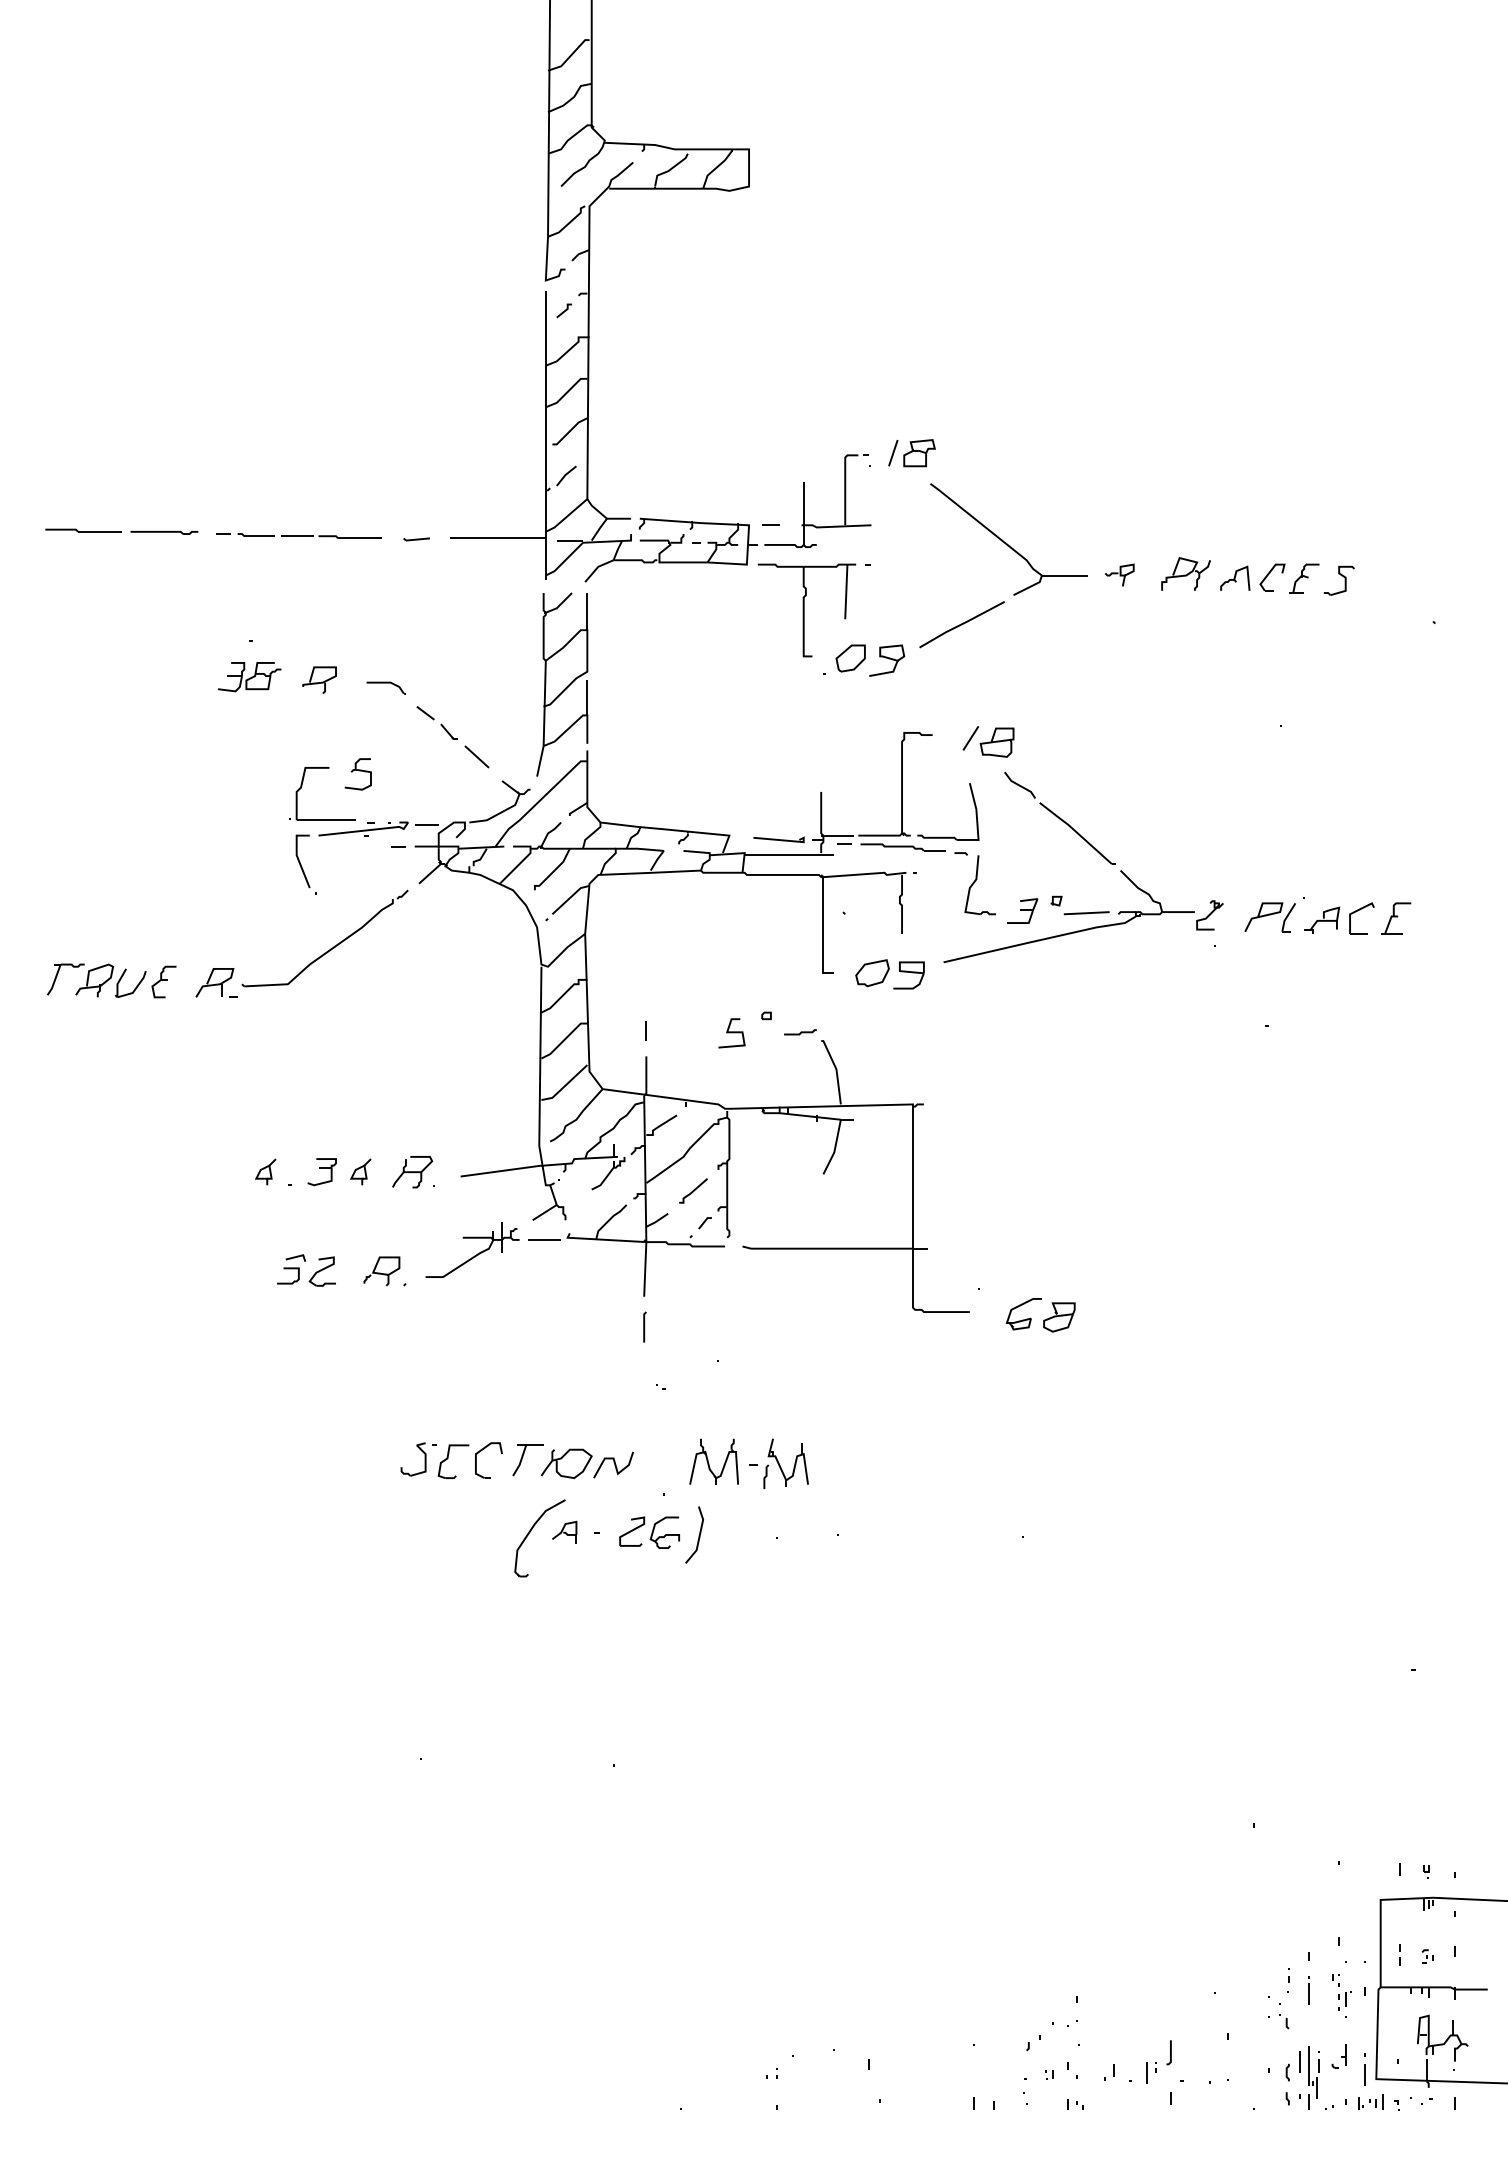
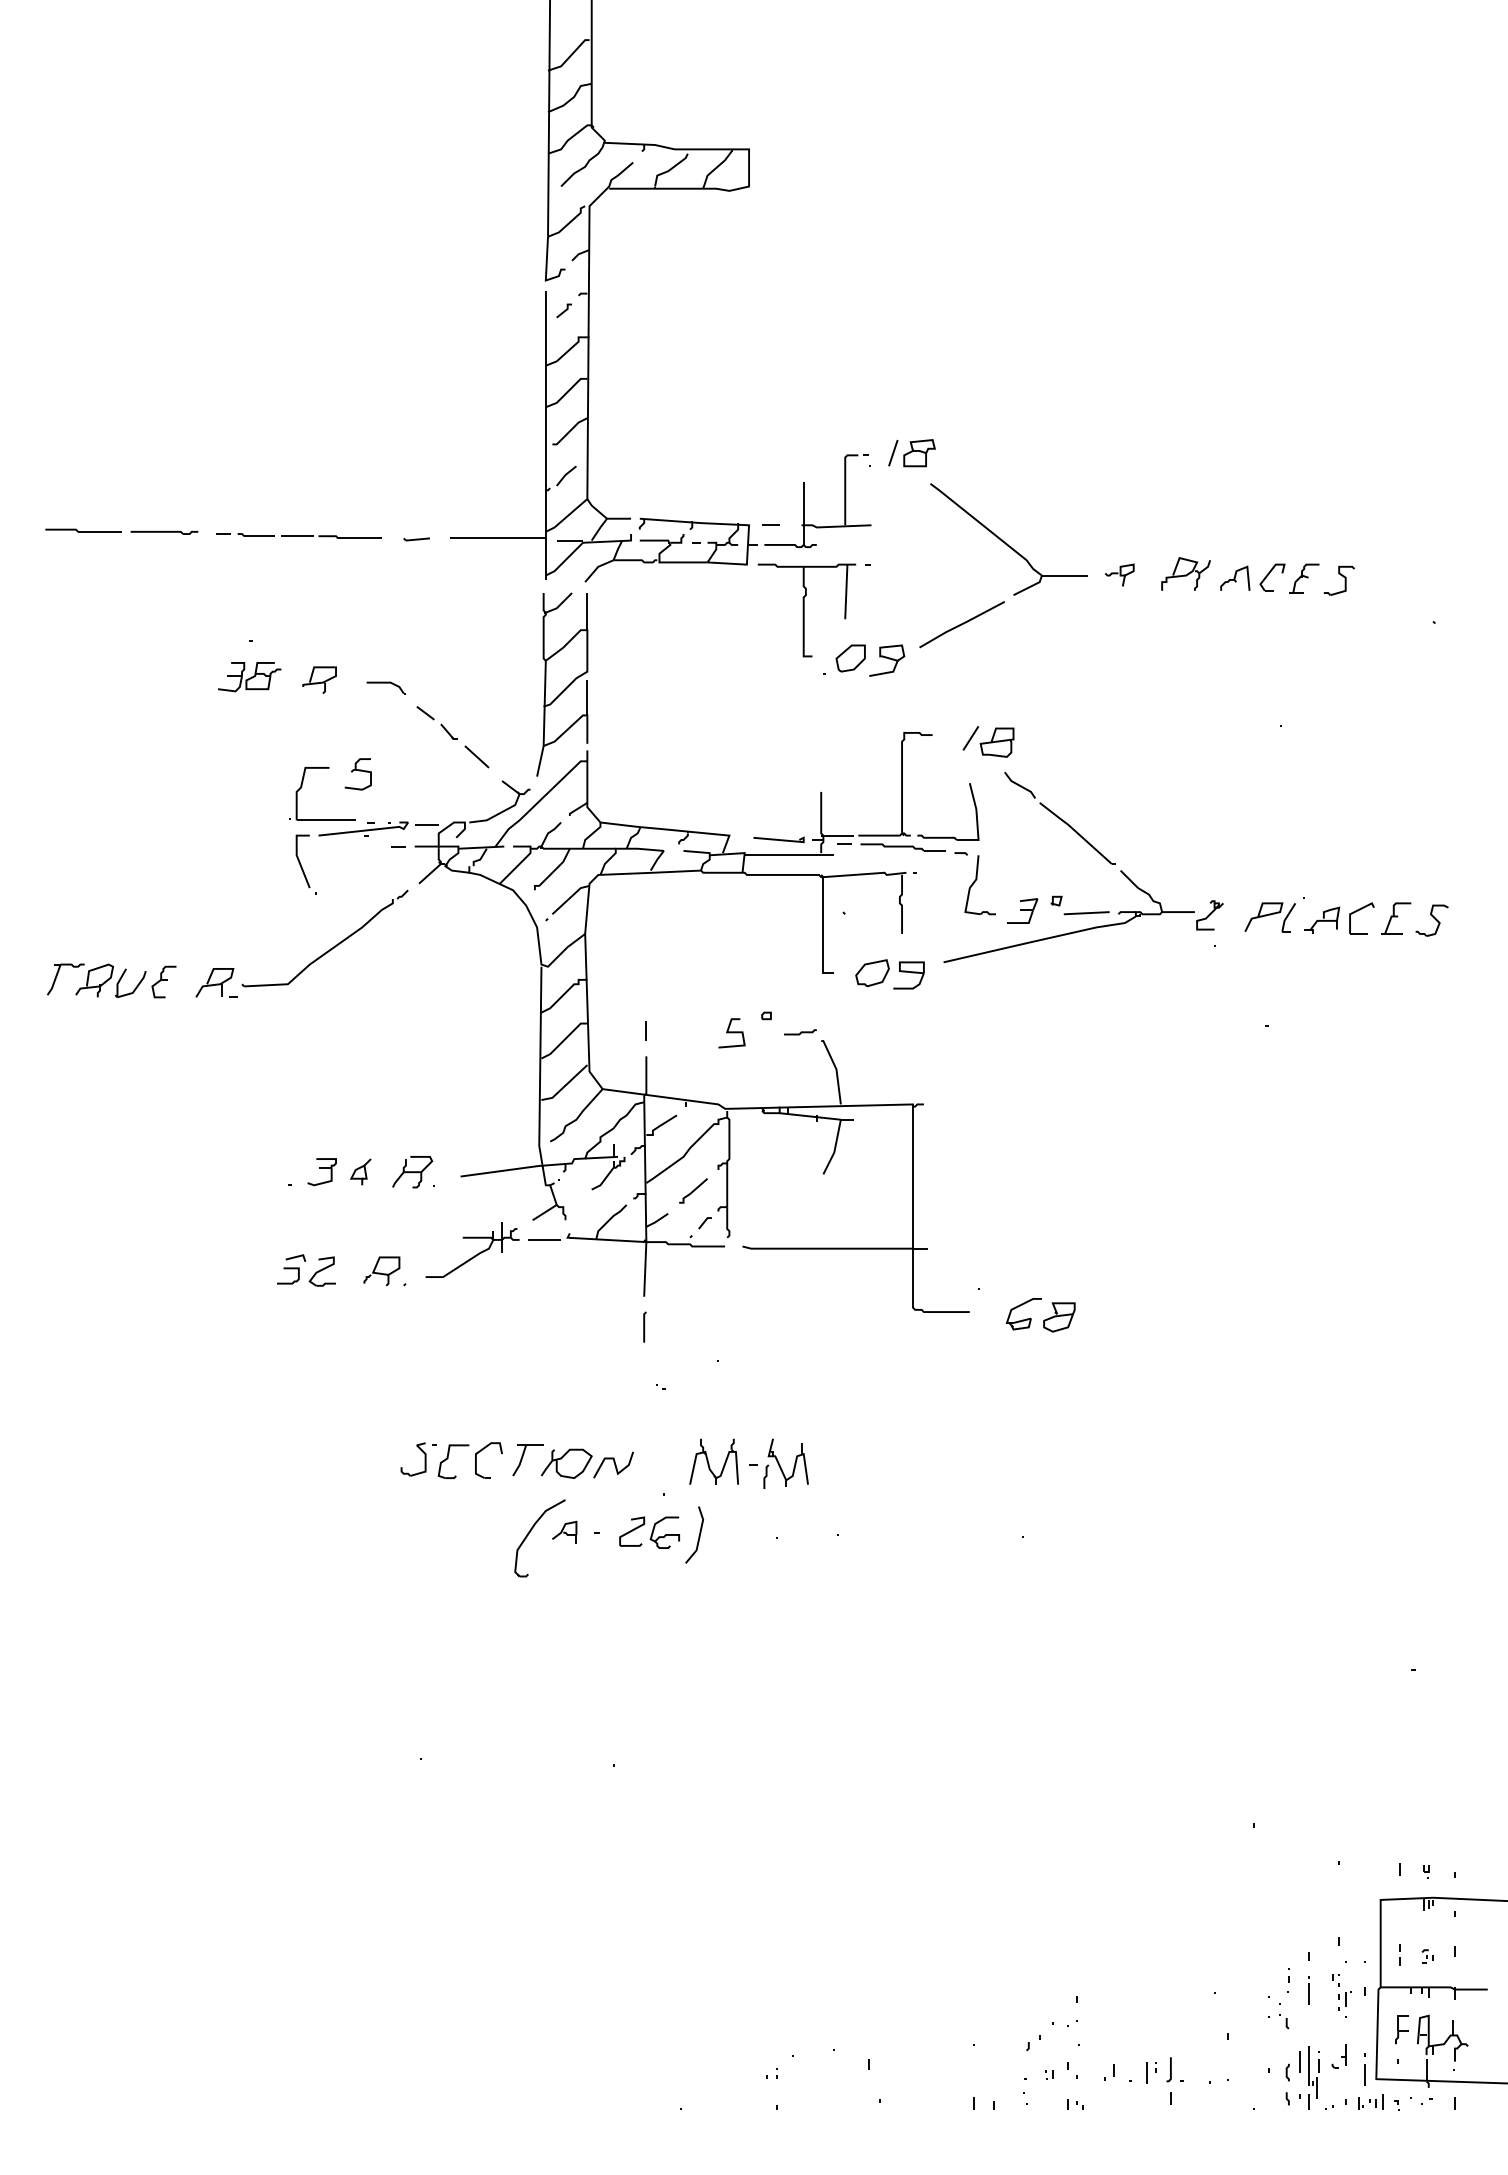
part: none -> present (1431, 920)
part: present -> none (265, 1171)
part: none -> present (1401, 2029)
line position: (1170, 2052) -> (1170, 2069) (1170, 2069)
